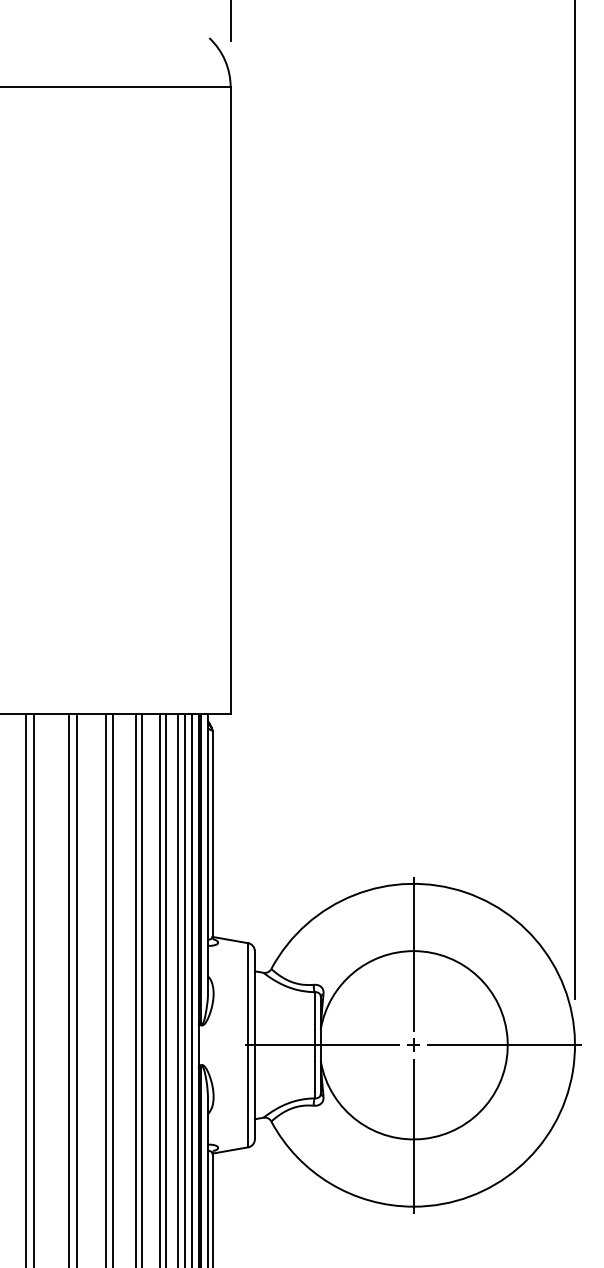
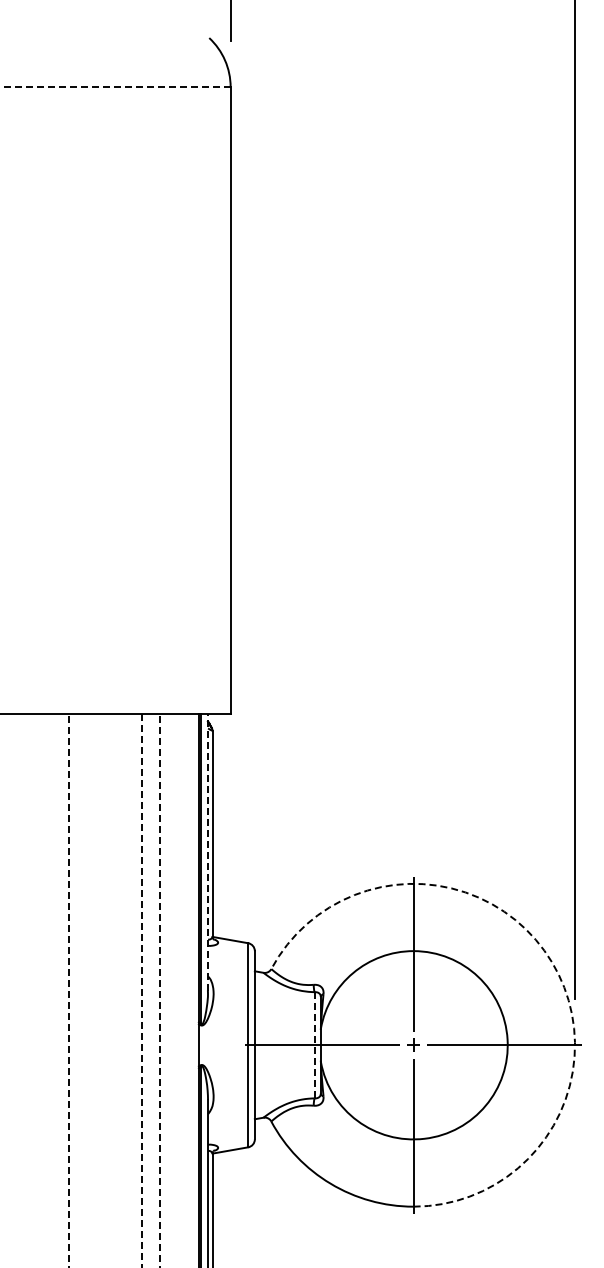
line: solid -> dashed (115, 87)
line: solid -> dashed (208, 852)
arc: solid -> dashed (552, 962)
line: present -> none (25, 989)
line: present -> none (33, 989)
line: present -> none (76, 989)
line: present -> none (105, 989)
line: present -> none (112, 989)
line: present -> none (135, 989)
line: present -> none (166, 989)
line: present -> none (178, 989)
line: present -> none (185, 989)
line: present -> none (191, 989)
line: solid -> dashed (69, 990)
line: solid -> dashed (142, 990)
line: solid -> dashed (159, 990)
line: solid -> dashed (314, 1044)
